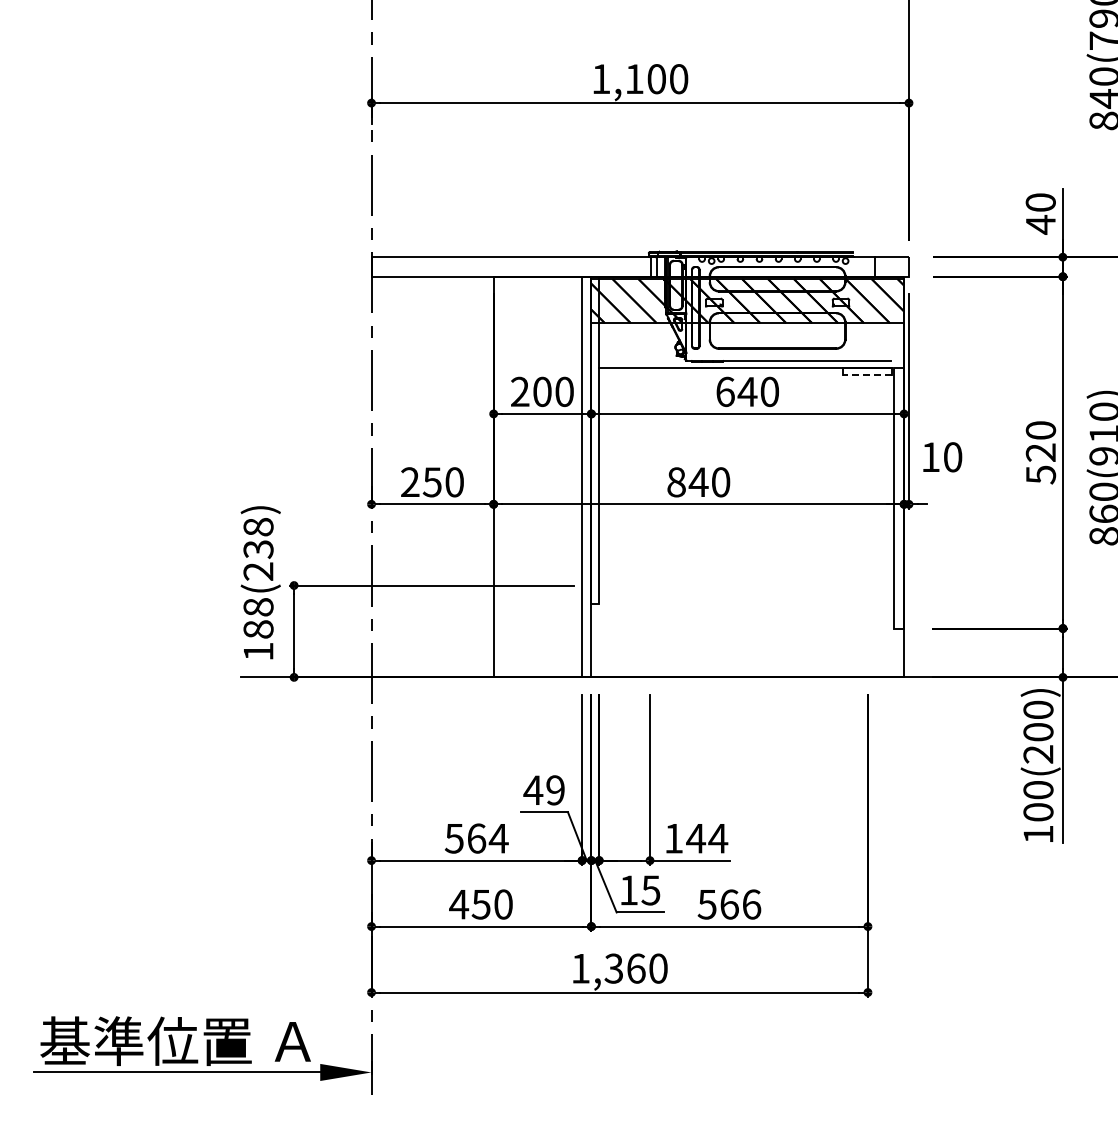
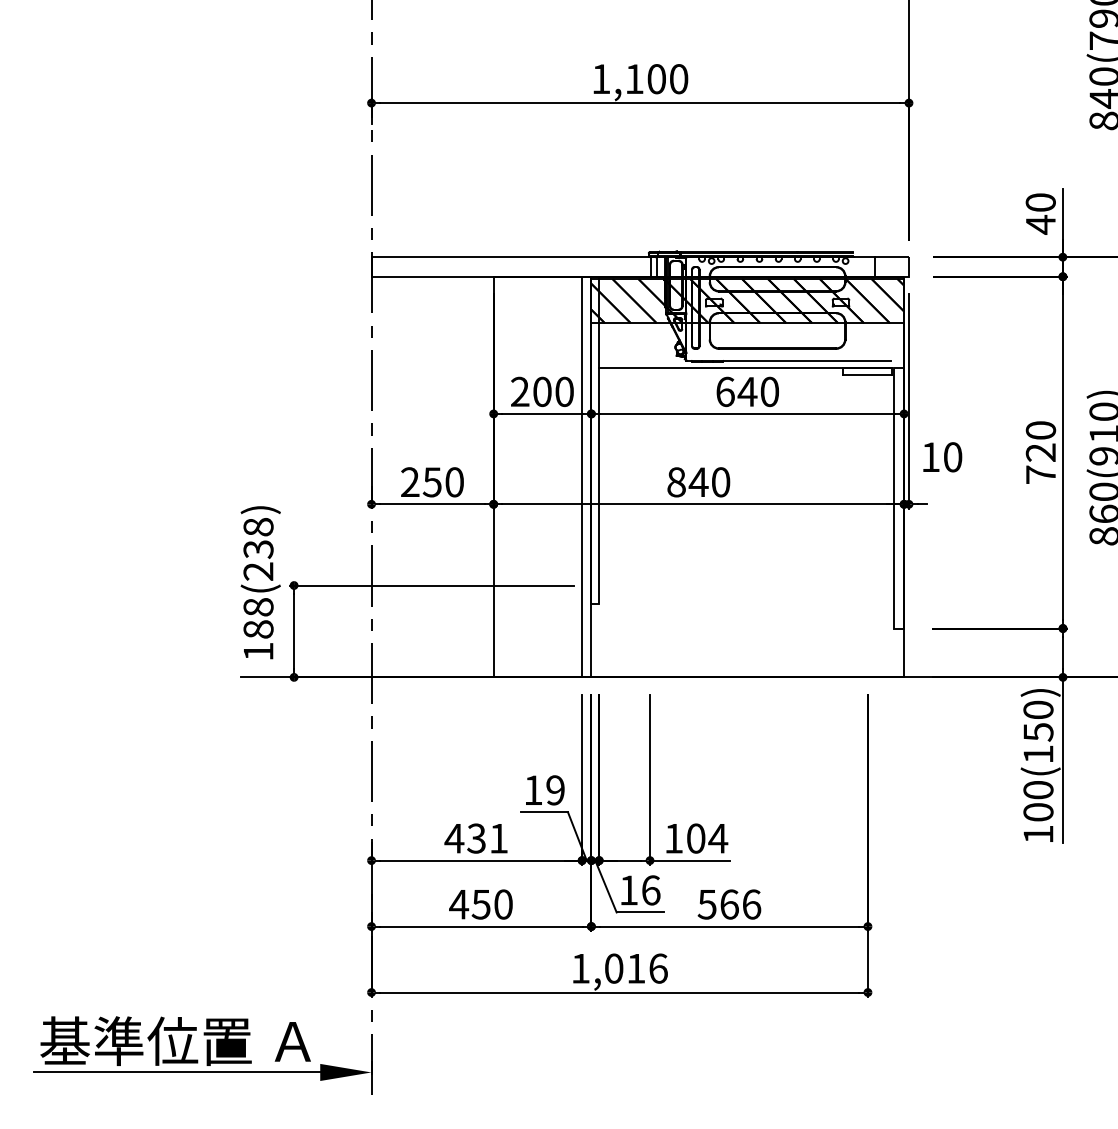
line: dashed -> solid (866, 375)
text: 520 -> 720 (1041, 474)
text: 100(200) -> 100(150) (1038, 743)
text: 49 -> 19 (533, 789)
text: 564 -> 431 (476, 838)
text: 144 -> 104 (696, 838)
text: 15 -> 16 (650, 890)
text: 1,360 -> 1,016 (635, 968)
